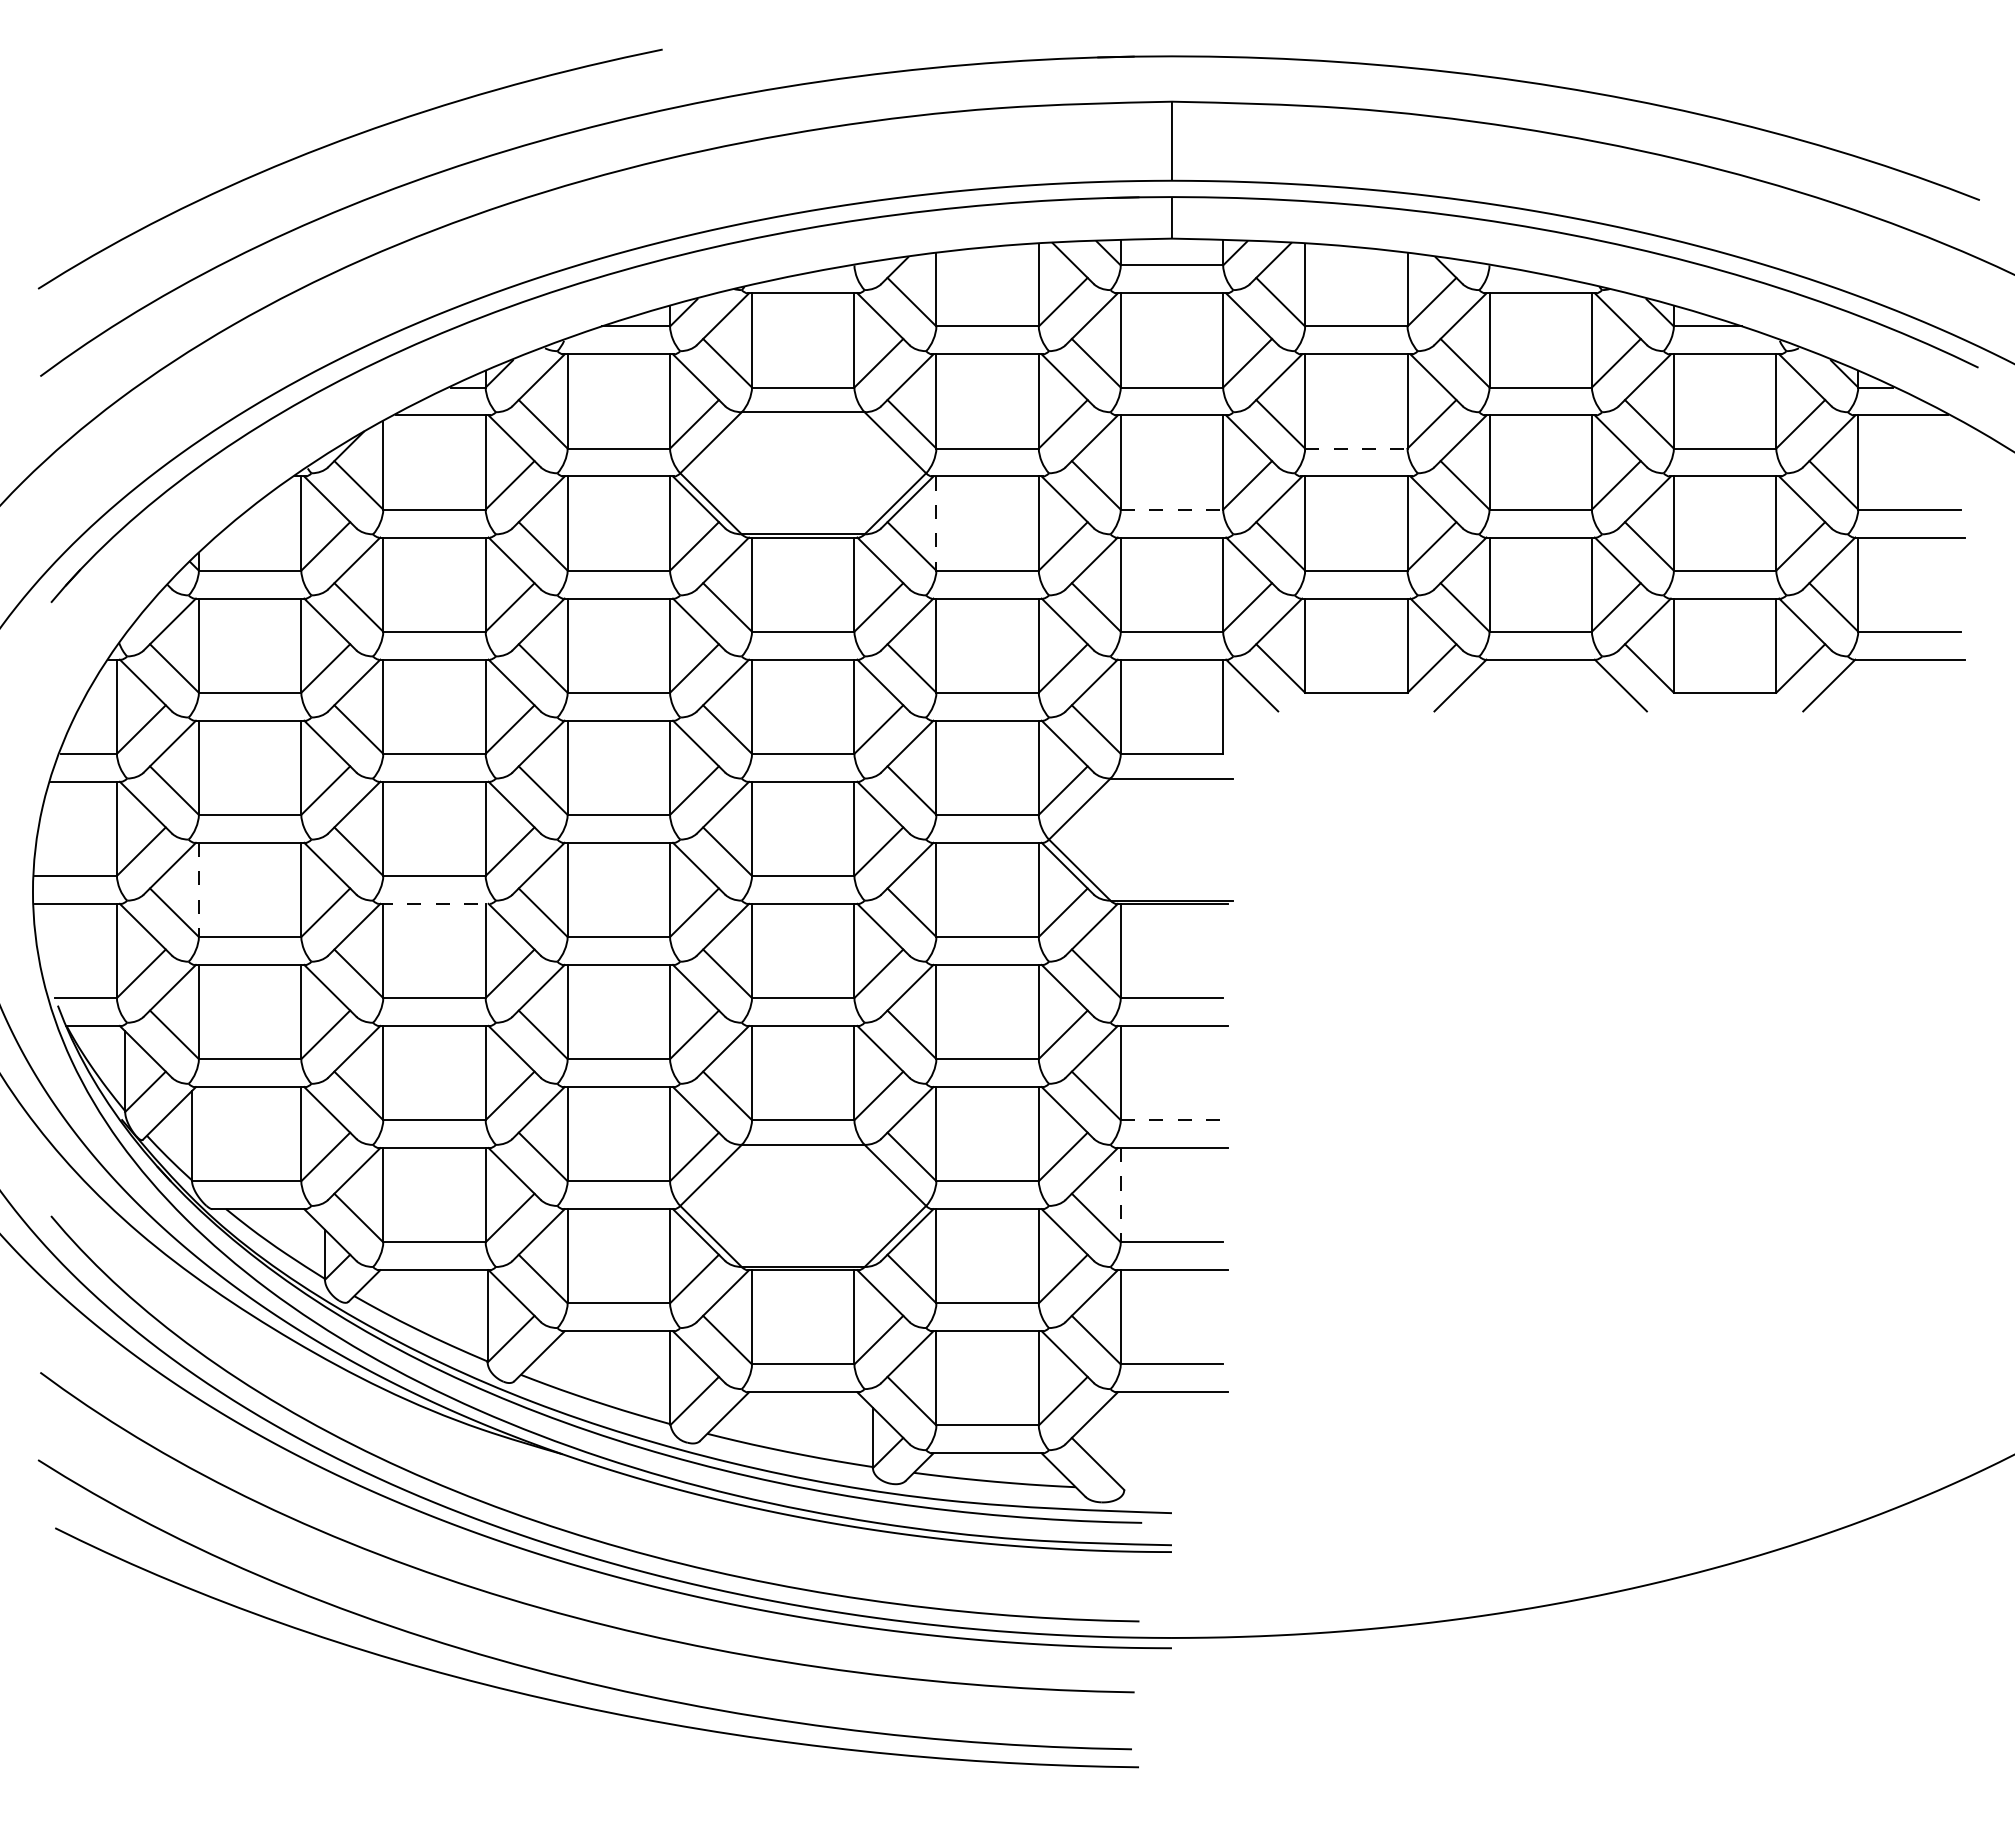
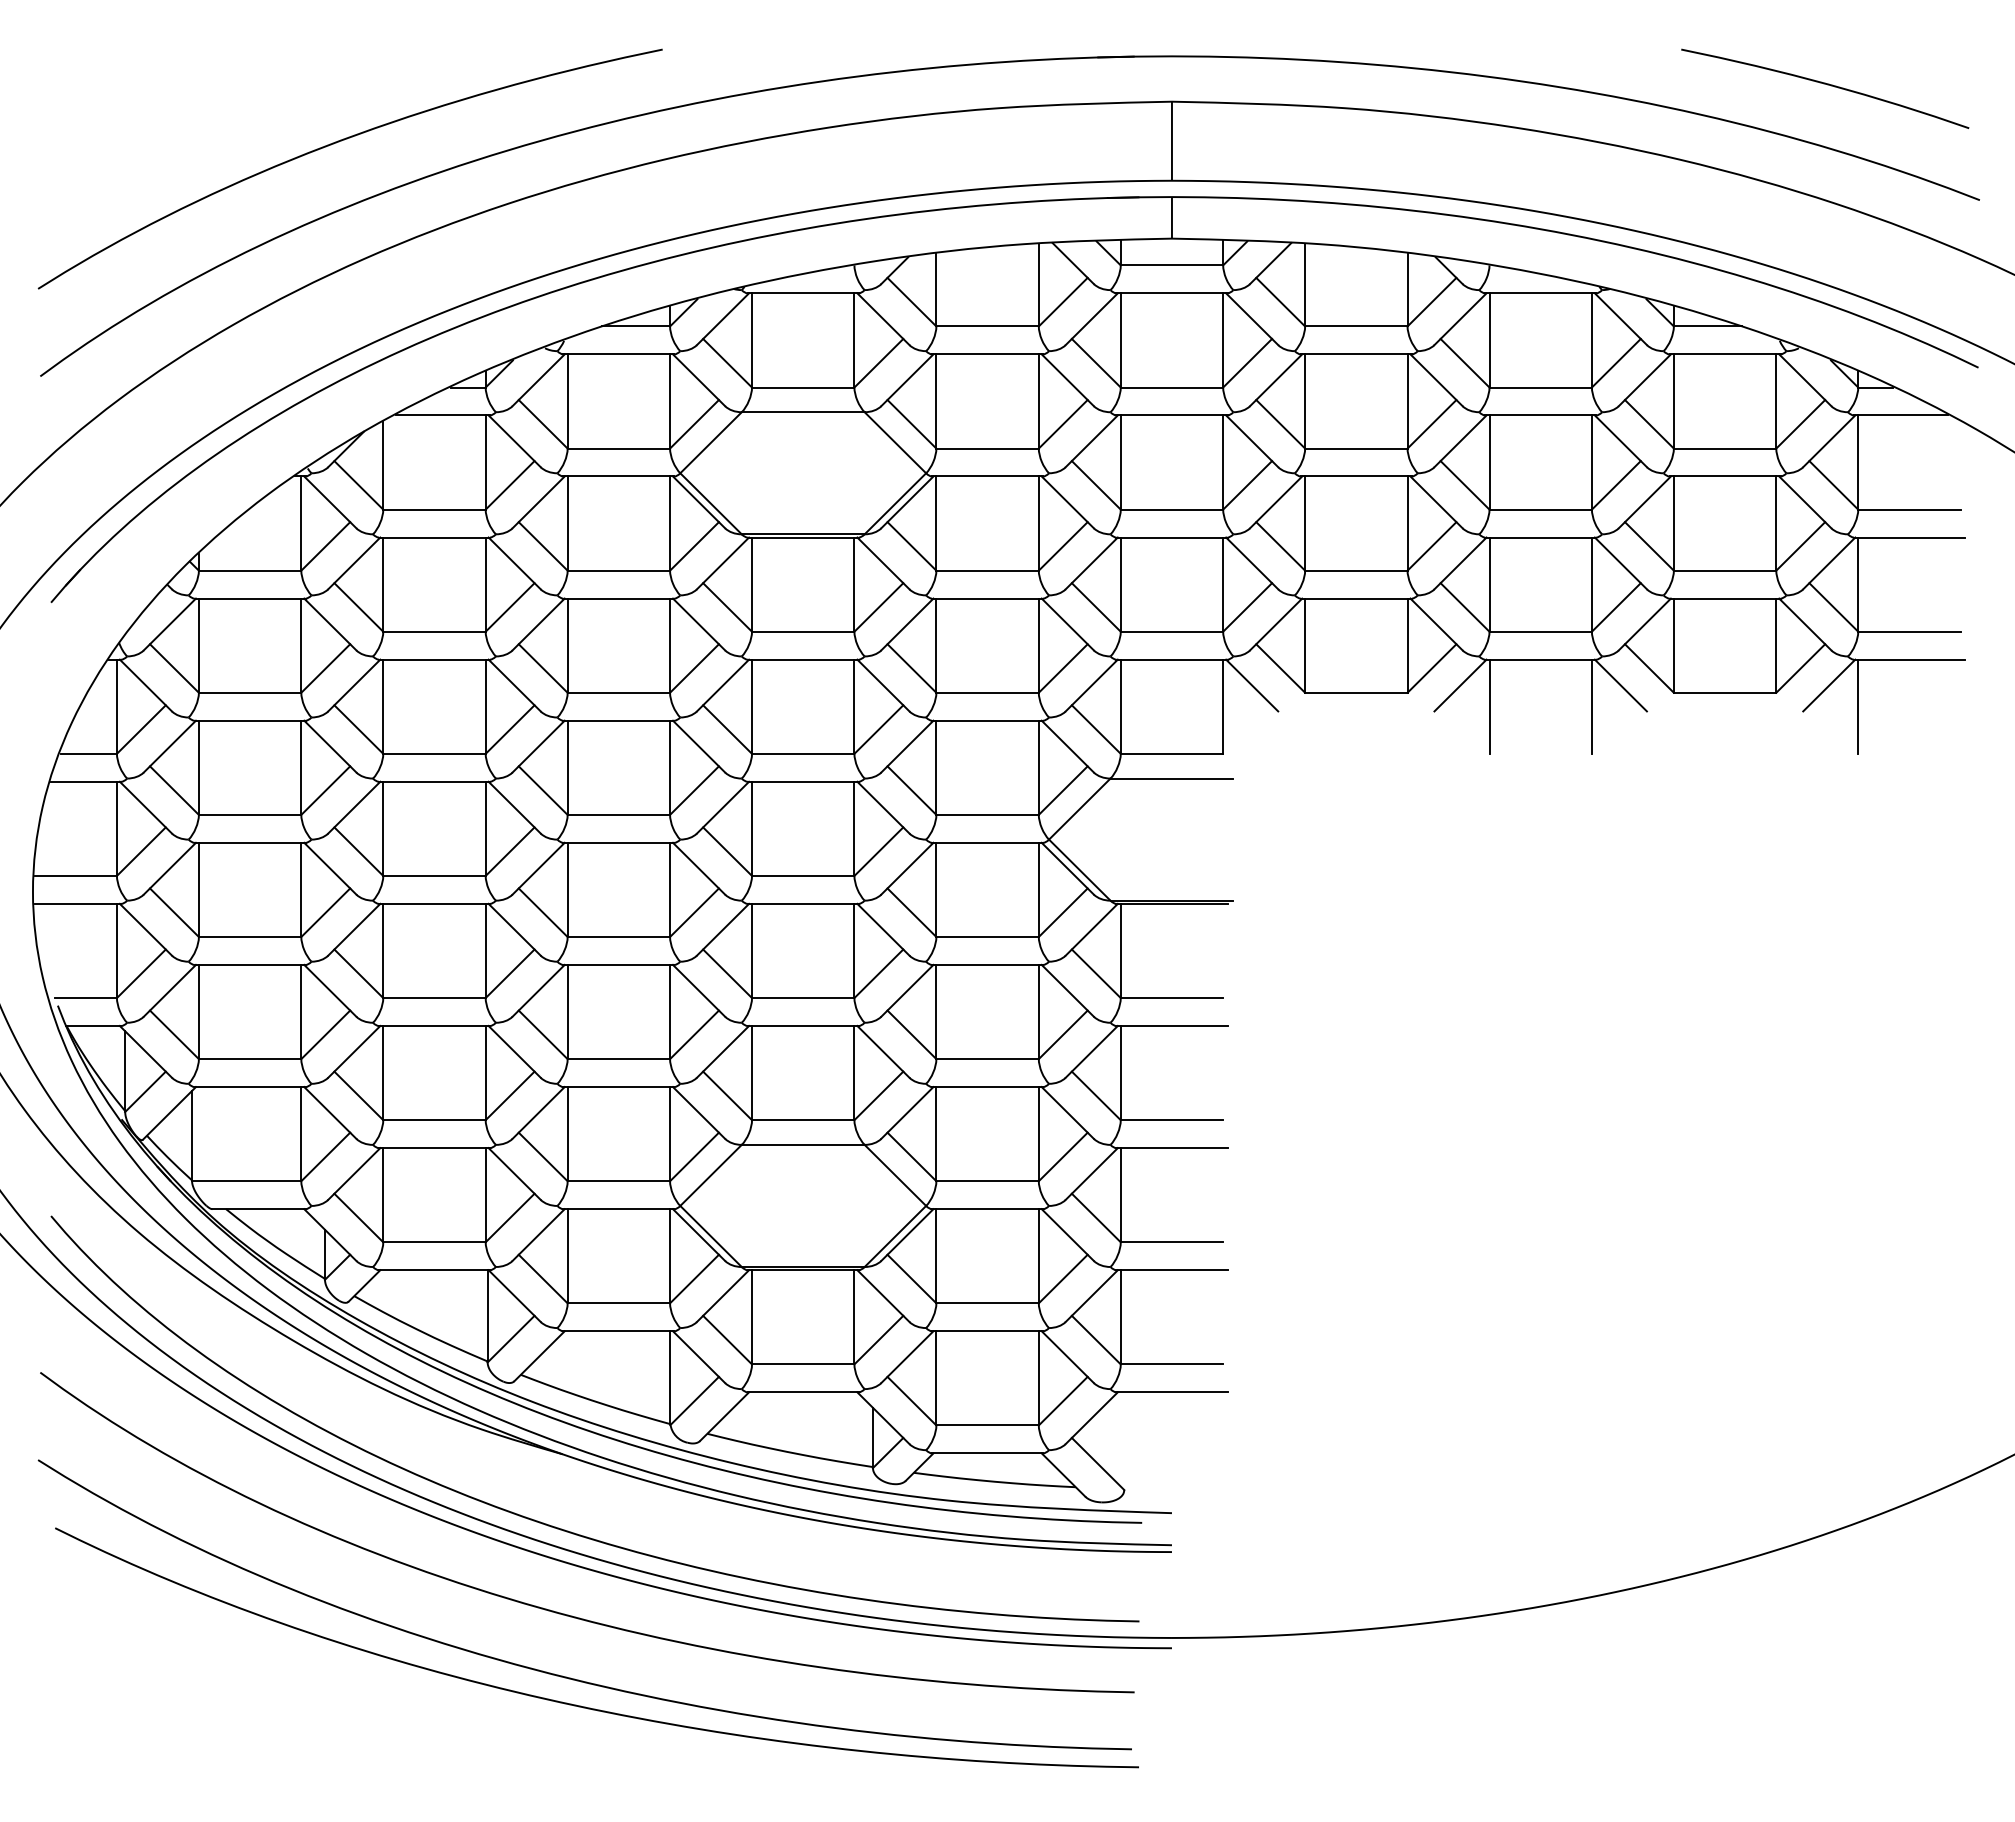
curve: none -> present (1827, 85)
line: dashed -> solid (1356, 448)
line: dashed -> solid (1172, 509)
line: dashed -> solid (936, 524)
line: none -> present (1489, 706)
line: none -> present (1591, 706)
line: none -> present (1858, 706)
line: dashed -> solid (198, 890)
line: dashed -> solid (434, 903)
line: dashed -> solid (1172, 1120)
line: dashed -> solid (1120, 1195)
